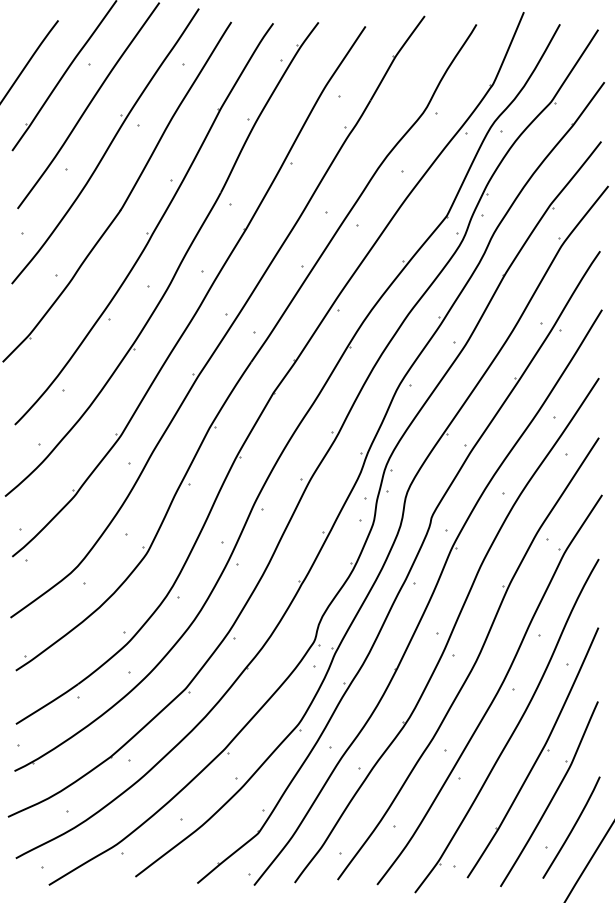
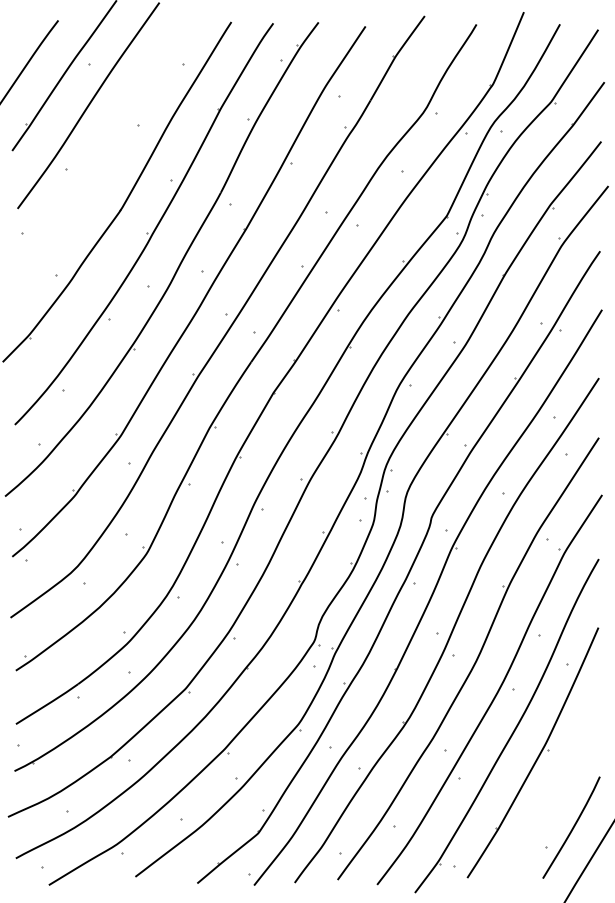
part: present -> none (105, 146)
part: present -> none (549, 794)
